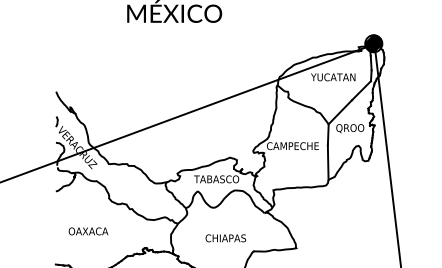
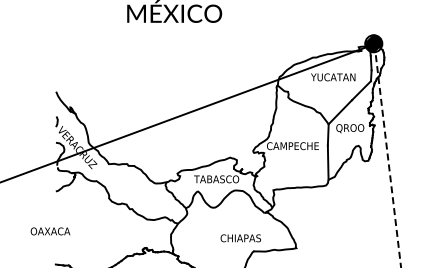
line: solid -> dashed (387, 156)
text position: (88, 231) -> (50, 231) (50, 231)
text position: (225, 238) -> (240, 238) (240, 238)
